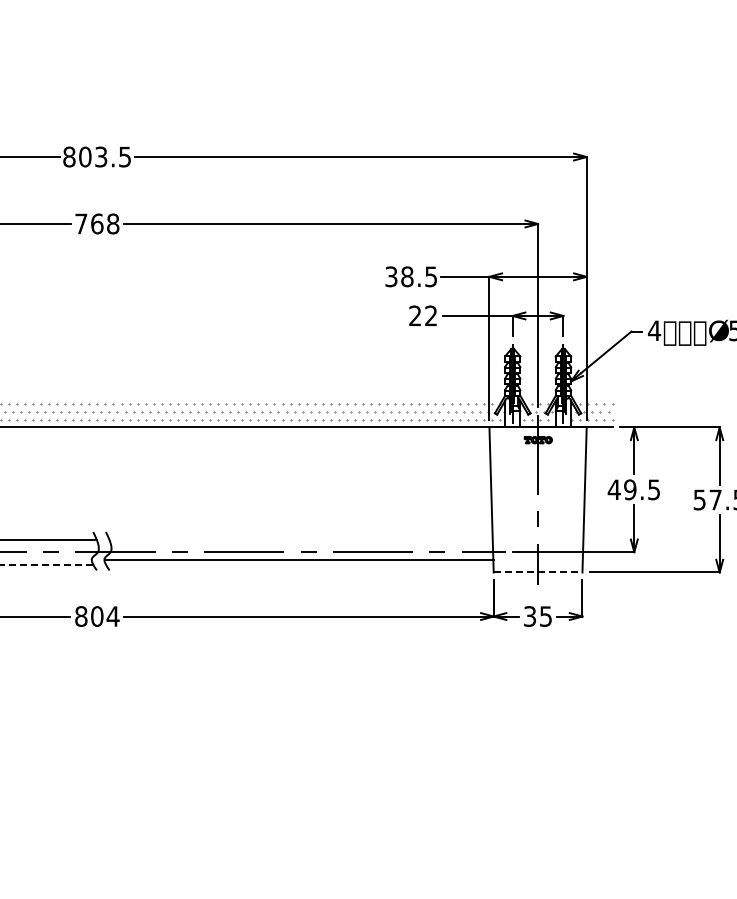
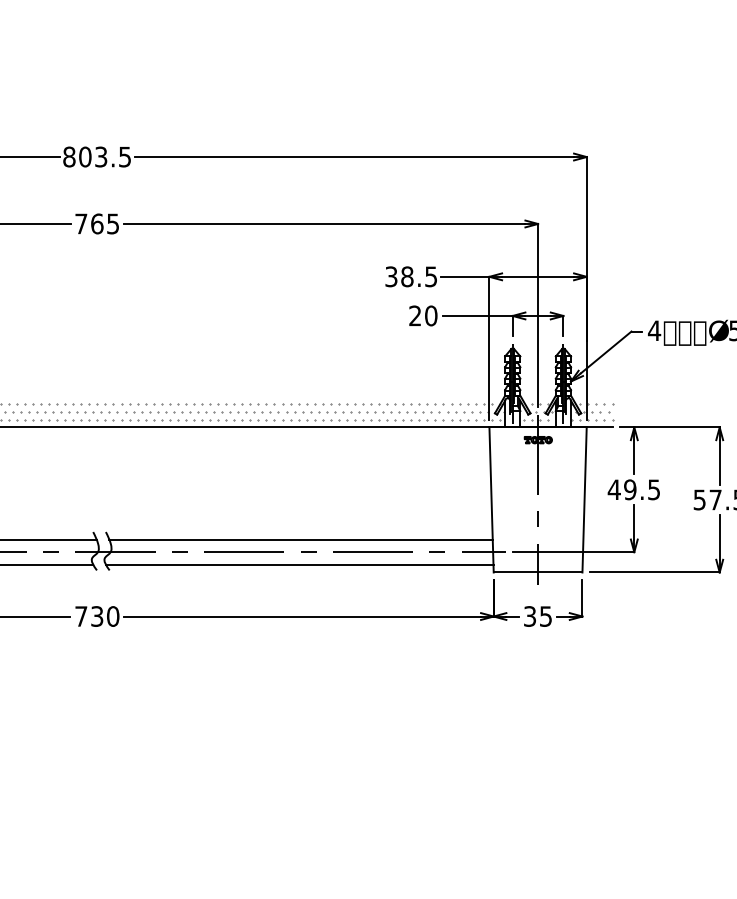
text: 768 -> 765 (113, 223)
text: 22 -> 20 (431, 315)
line: none -> present (300, 539)
line position: (299, 559) -> (299, 564) (299, 564)
line: dashed -> solid (47, 564)
line: dashed -> solid (538, 572)
text: 804 -> 730 (97, 616)
